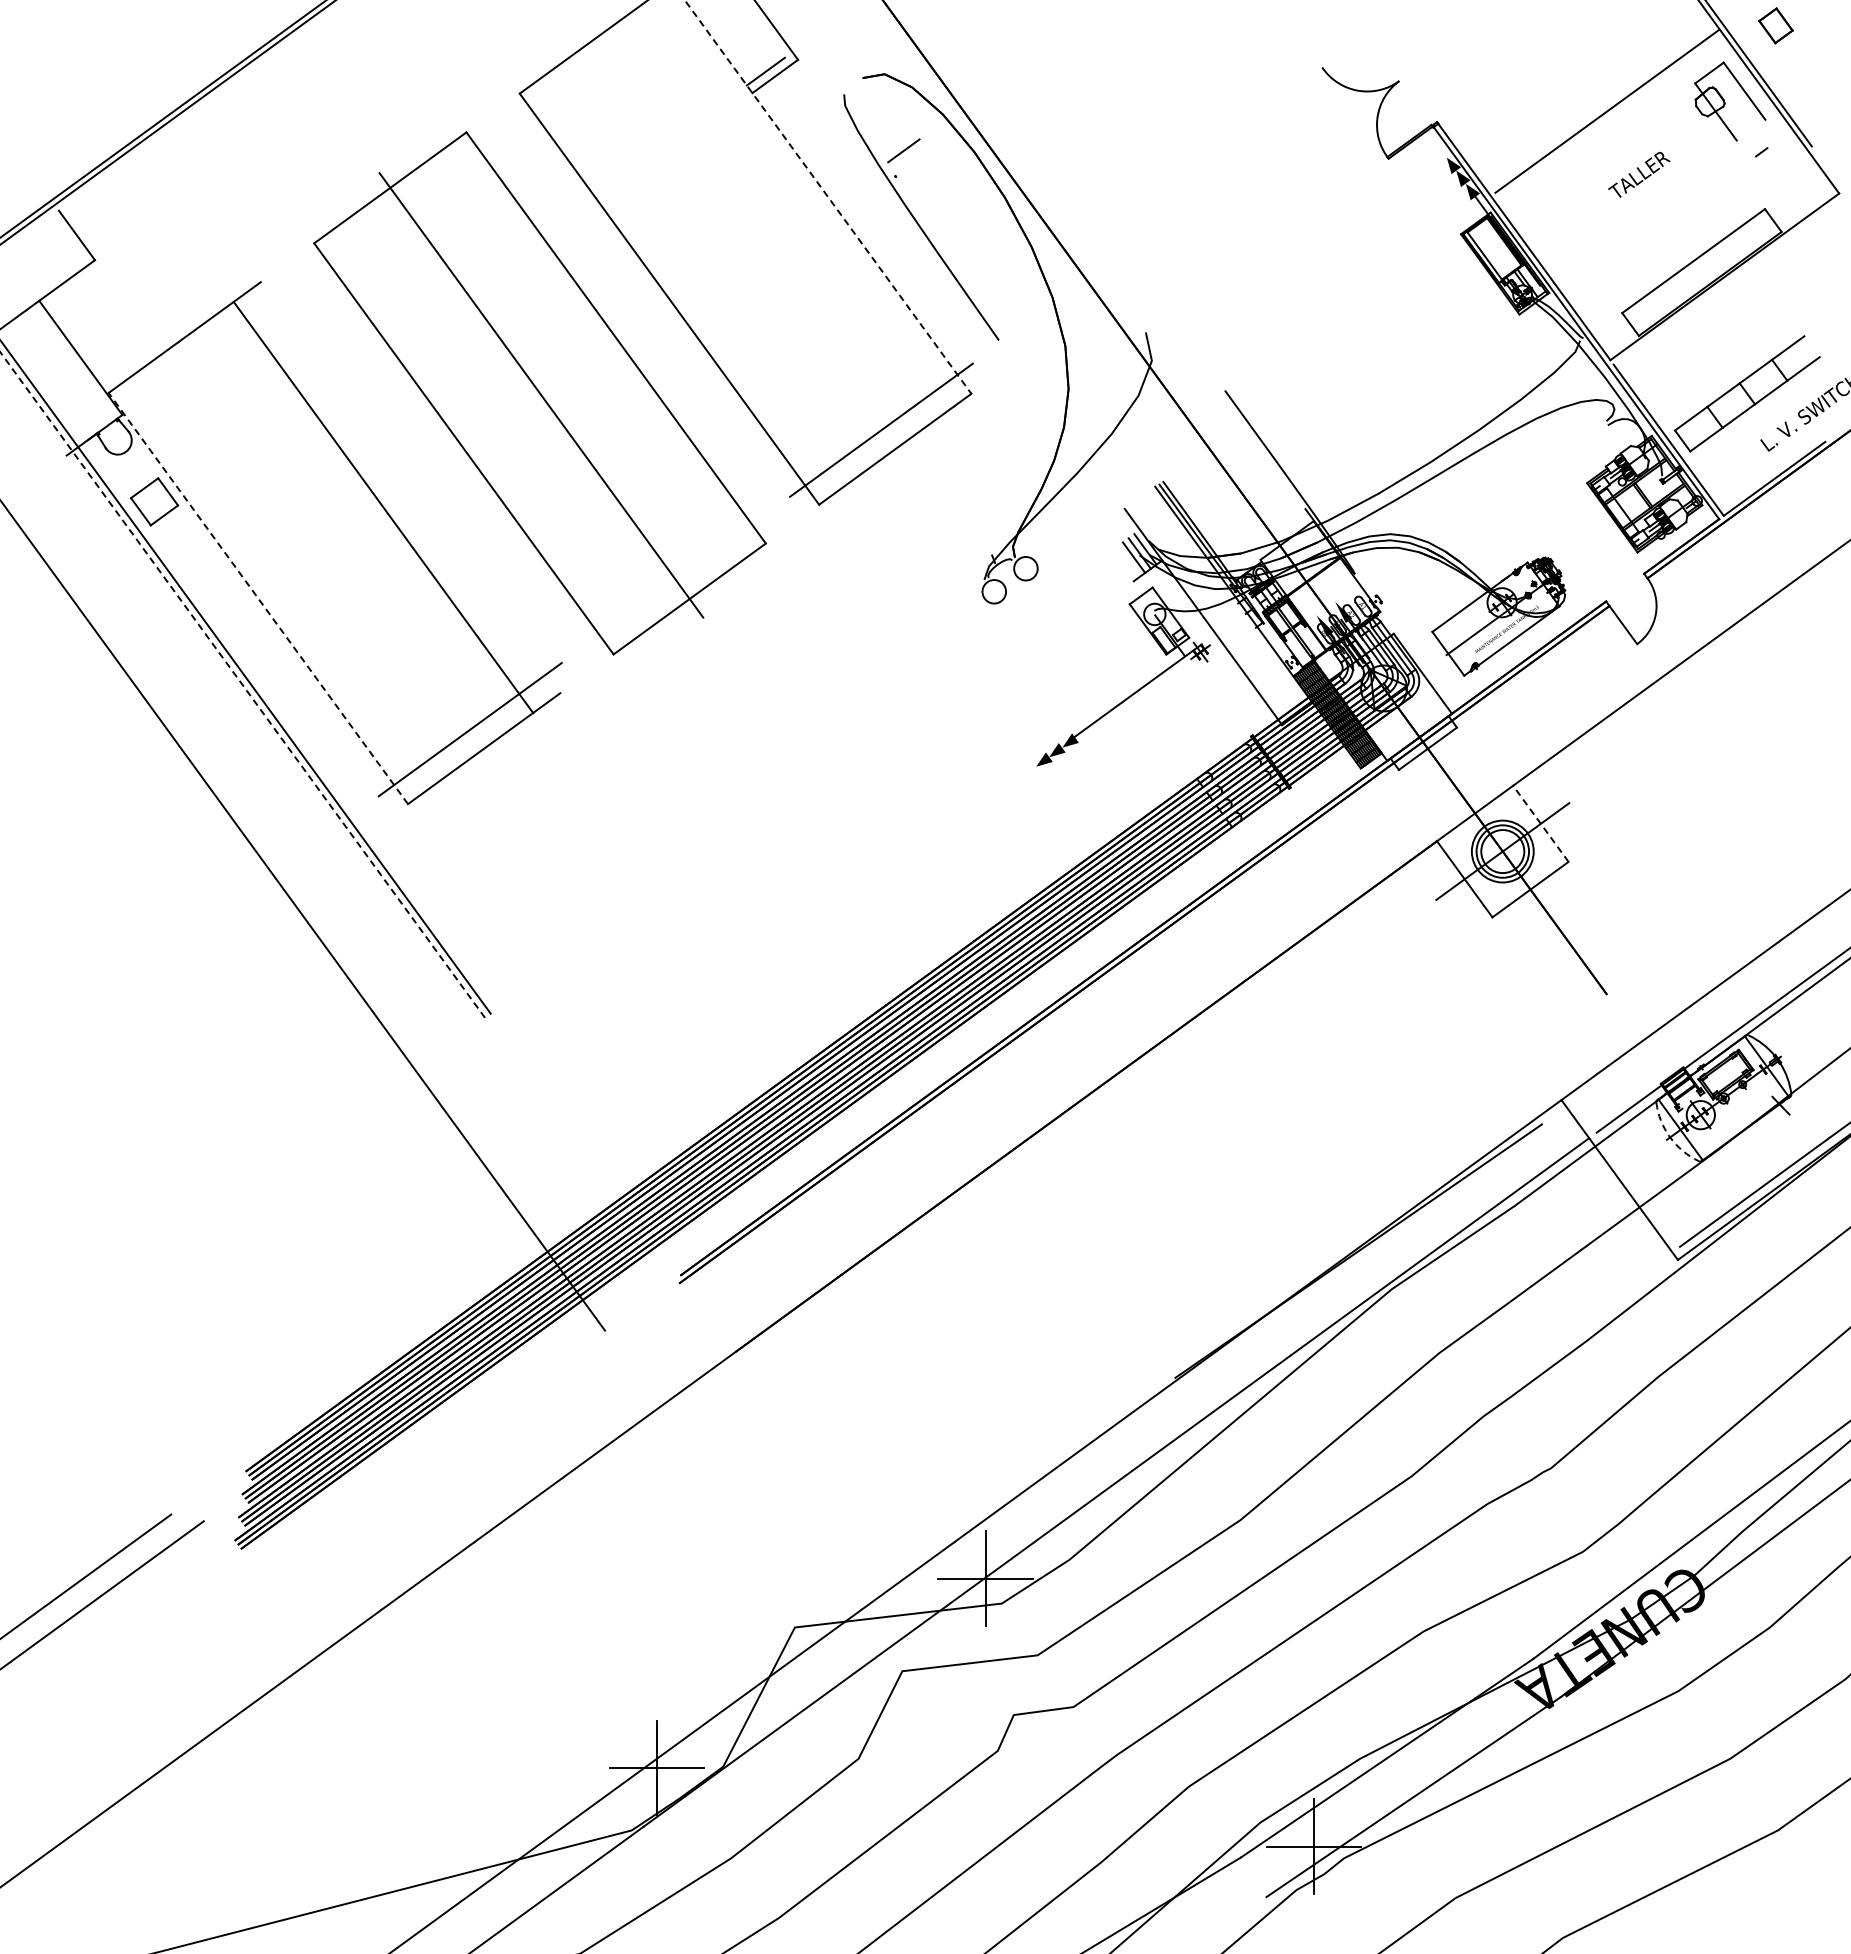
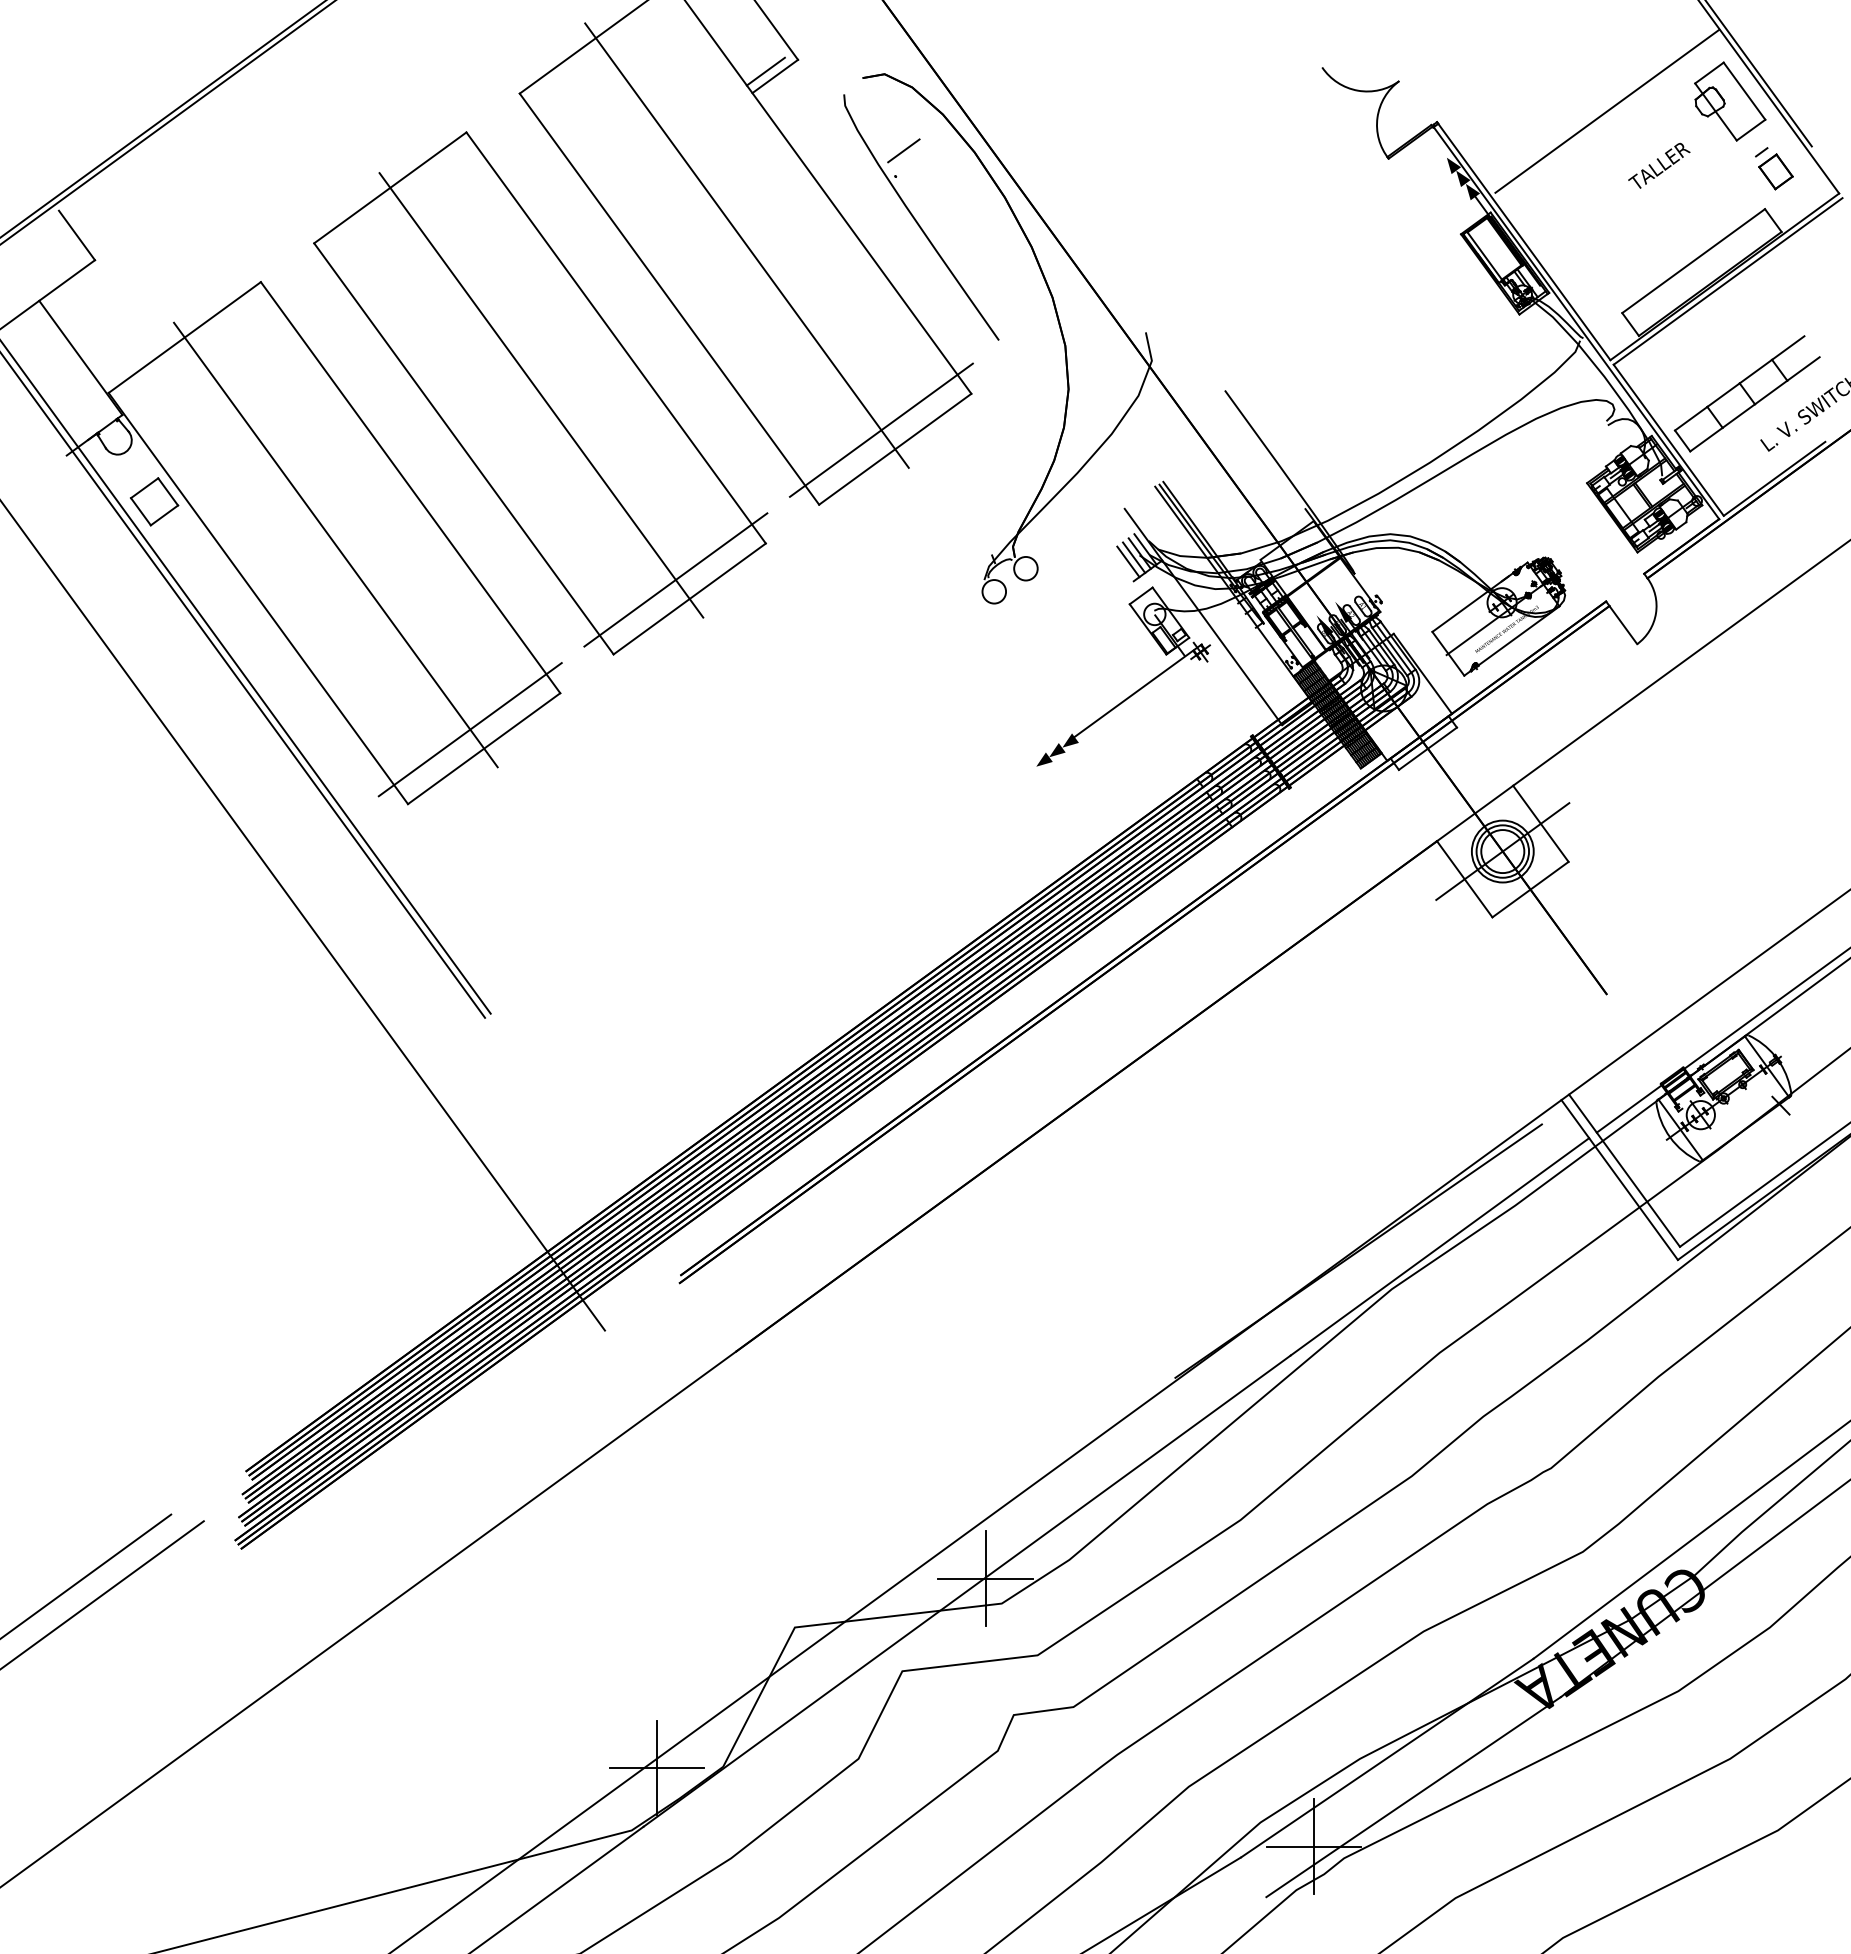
part position: (1775, 25) -> (1775, 171) (1775, 171)
line: none -> present (1750, 129)
text position: (1639, 174) -> (1659, 165) (1659, 165)
line: dashed -> solid (828, 197)
line: none -> present (746, 245)
line: none -> present (1727, 281)
line position: (383, 507) -> (410, 487) (410, 487)
line: none -> present (335, 544)
line: none -> present (1128, 561)
line: none -> present (675, 579)
line: dashed -> solid (258, 598)
line: dashed -> solid (242, 684)
line: dashed -> solid (1540, 823)
arc: dashed -> solid (1670, 1137)
line: none -> present (1624, 1170)
